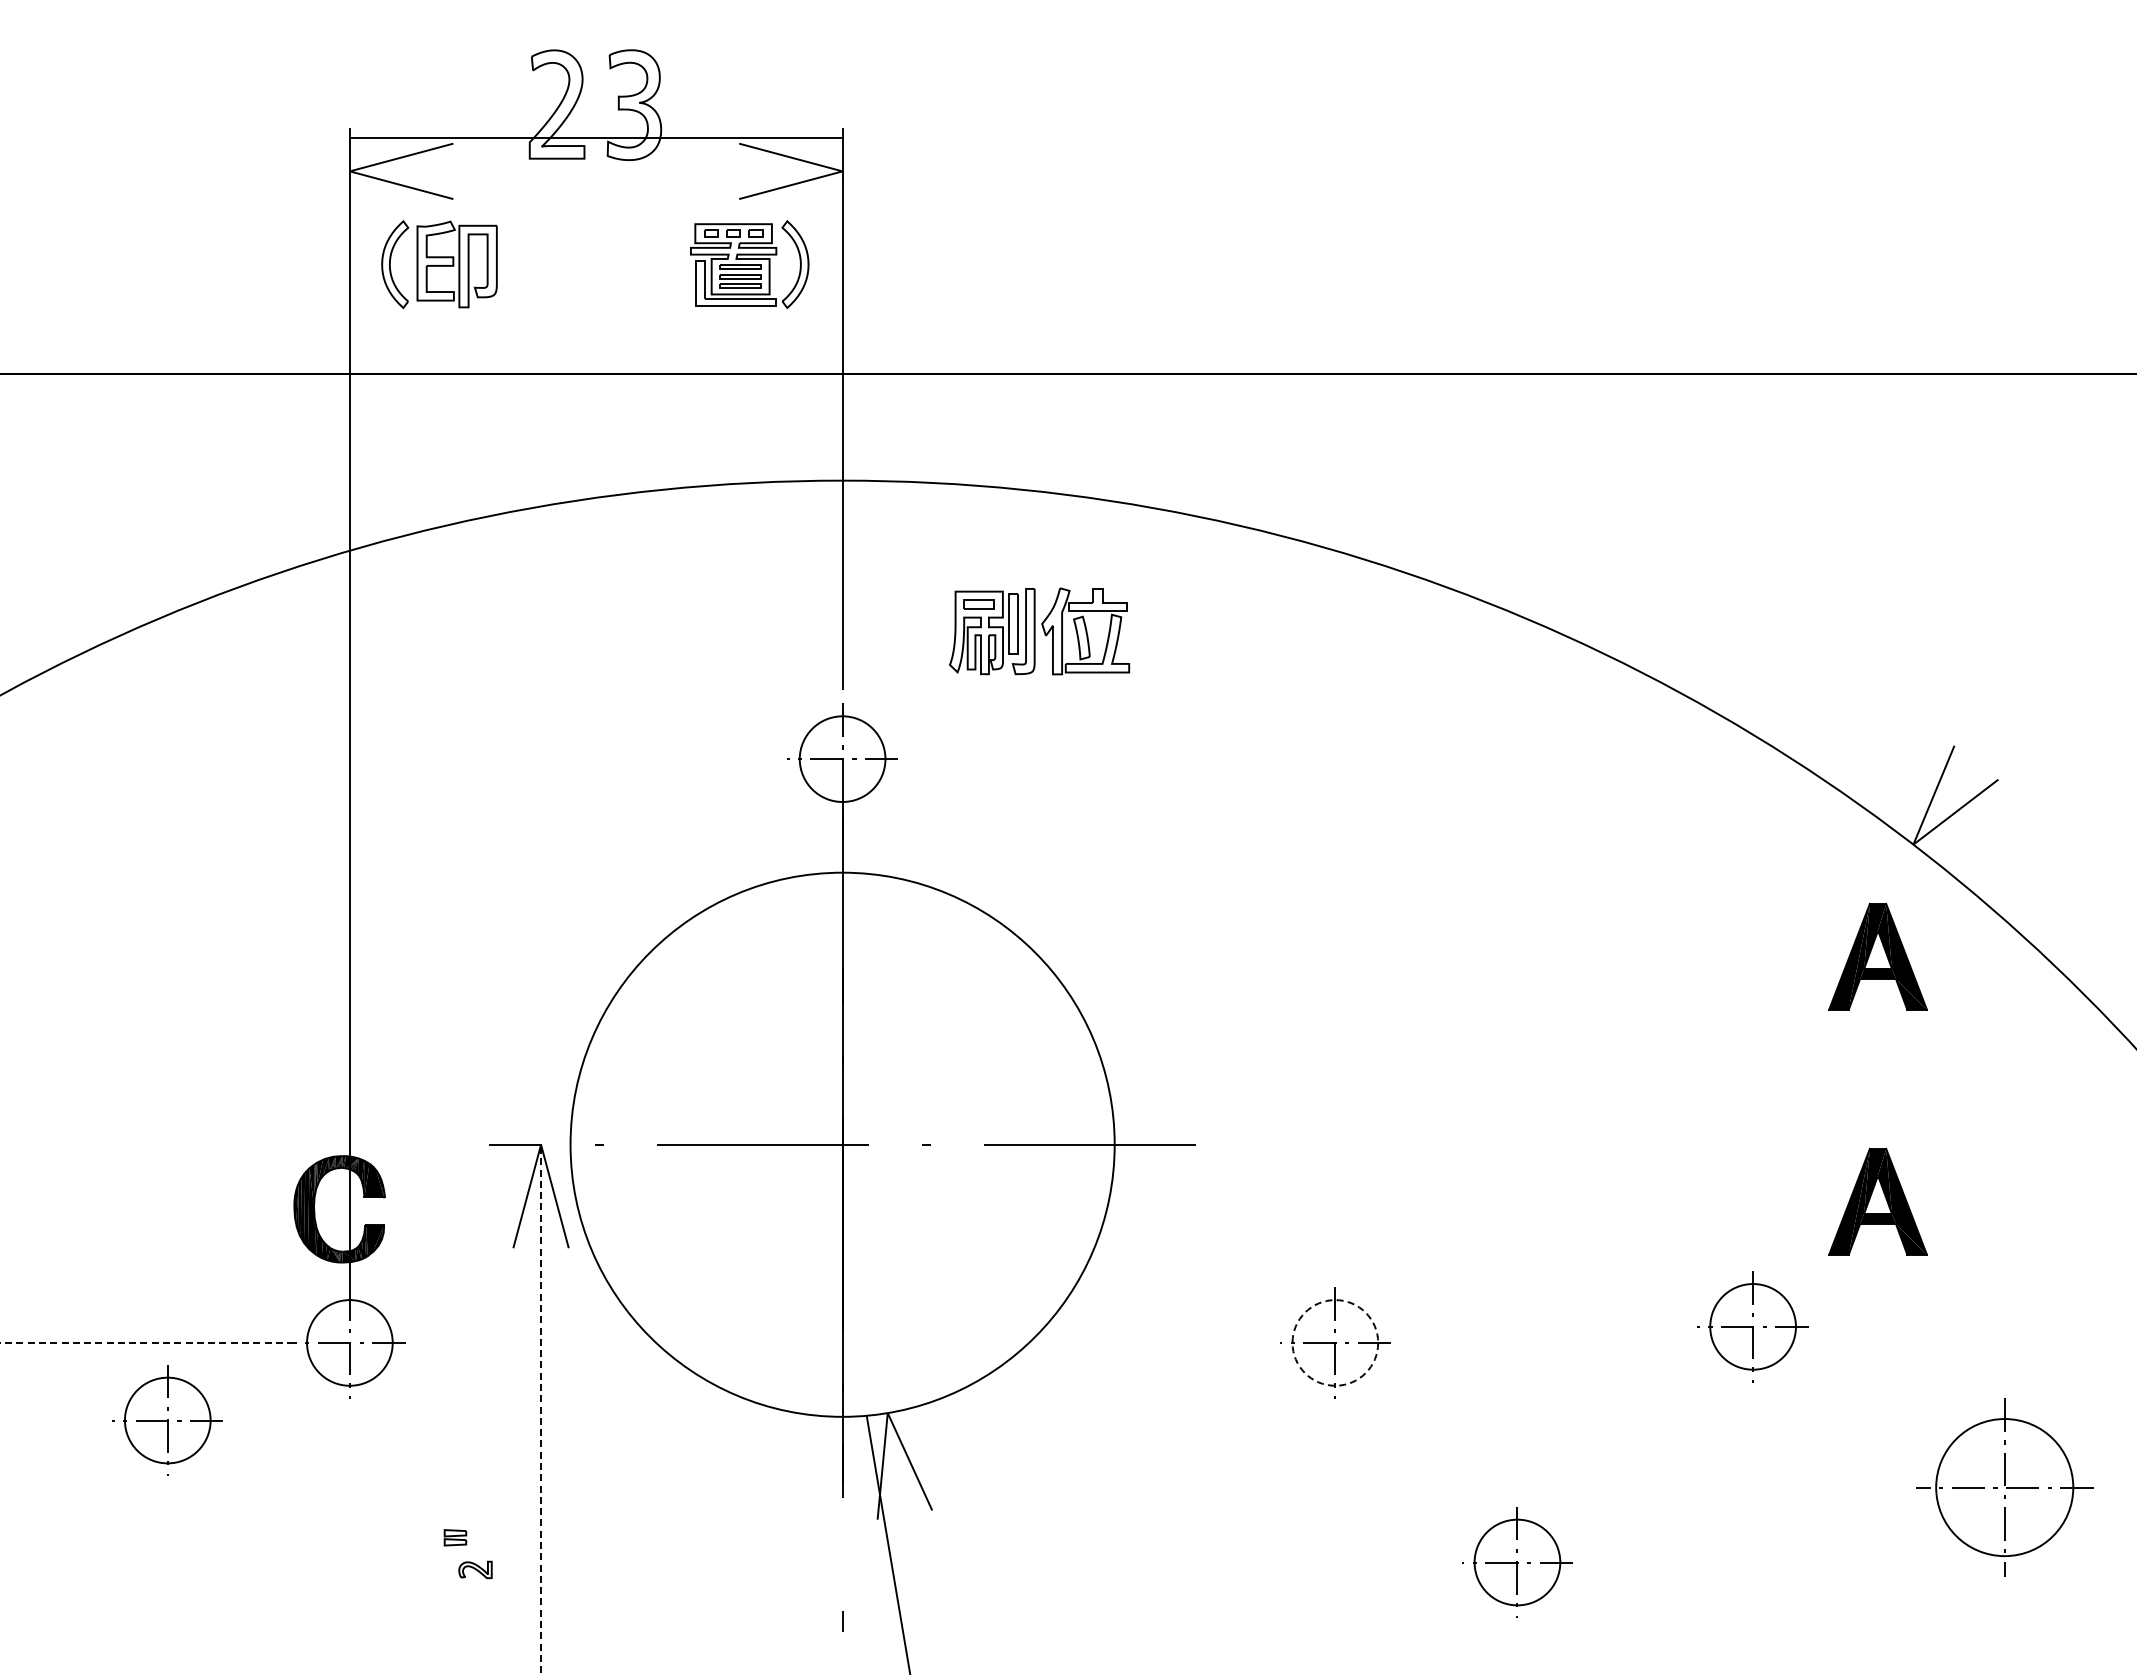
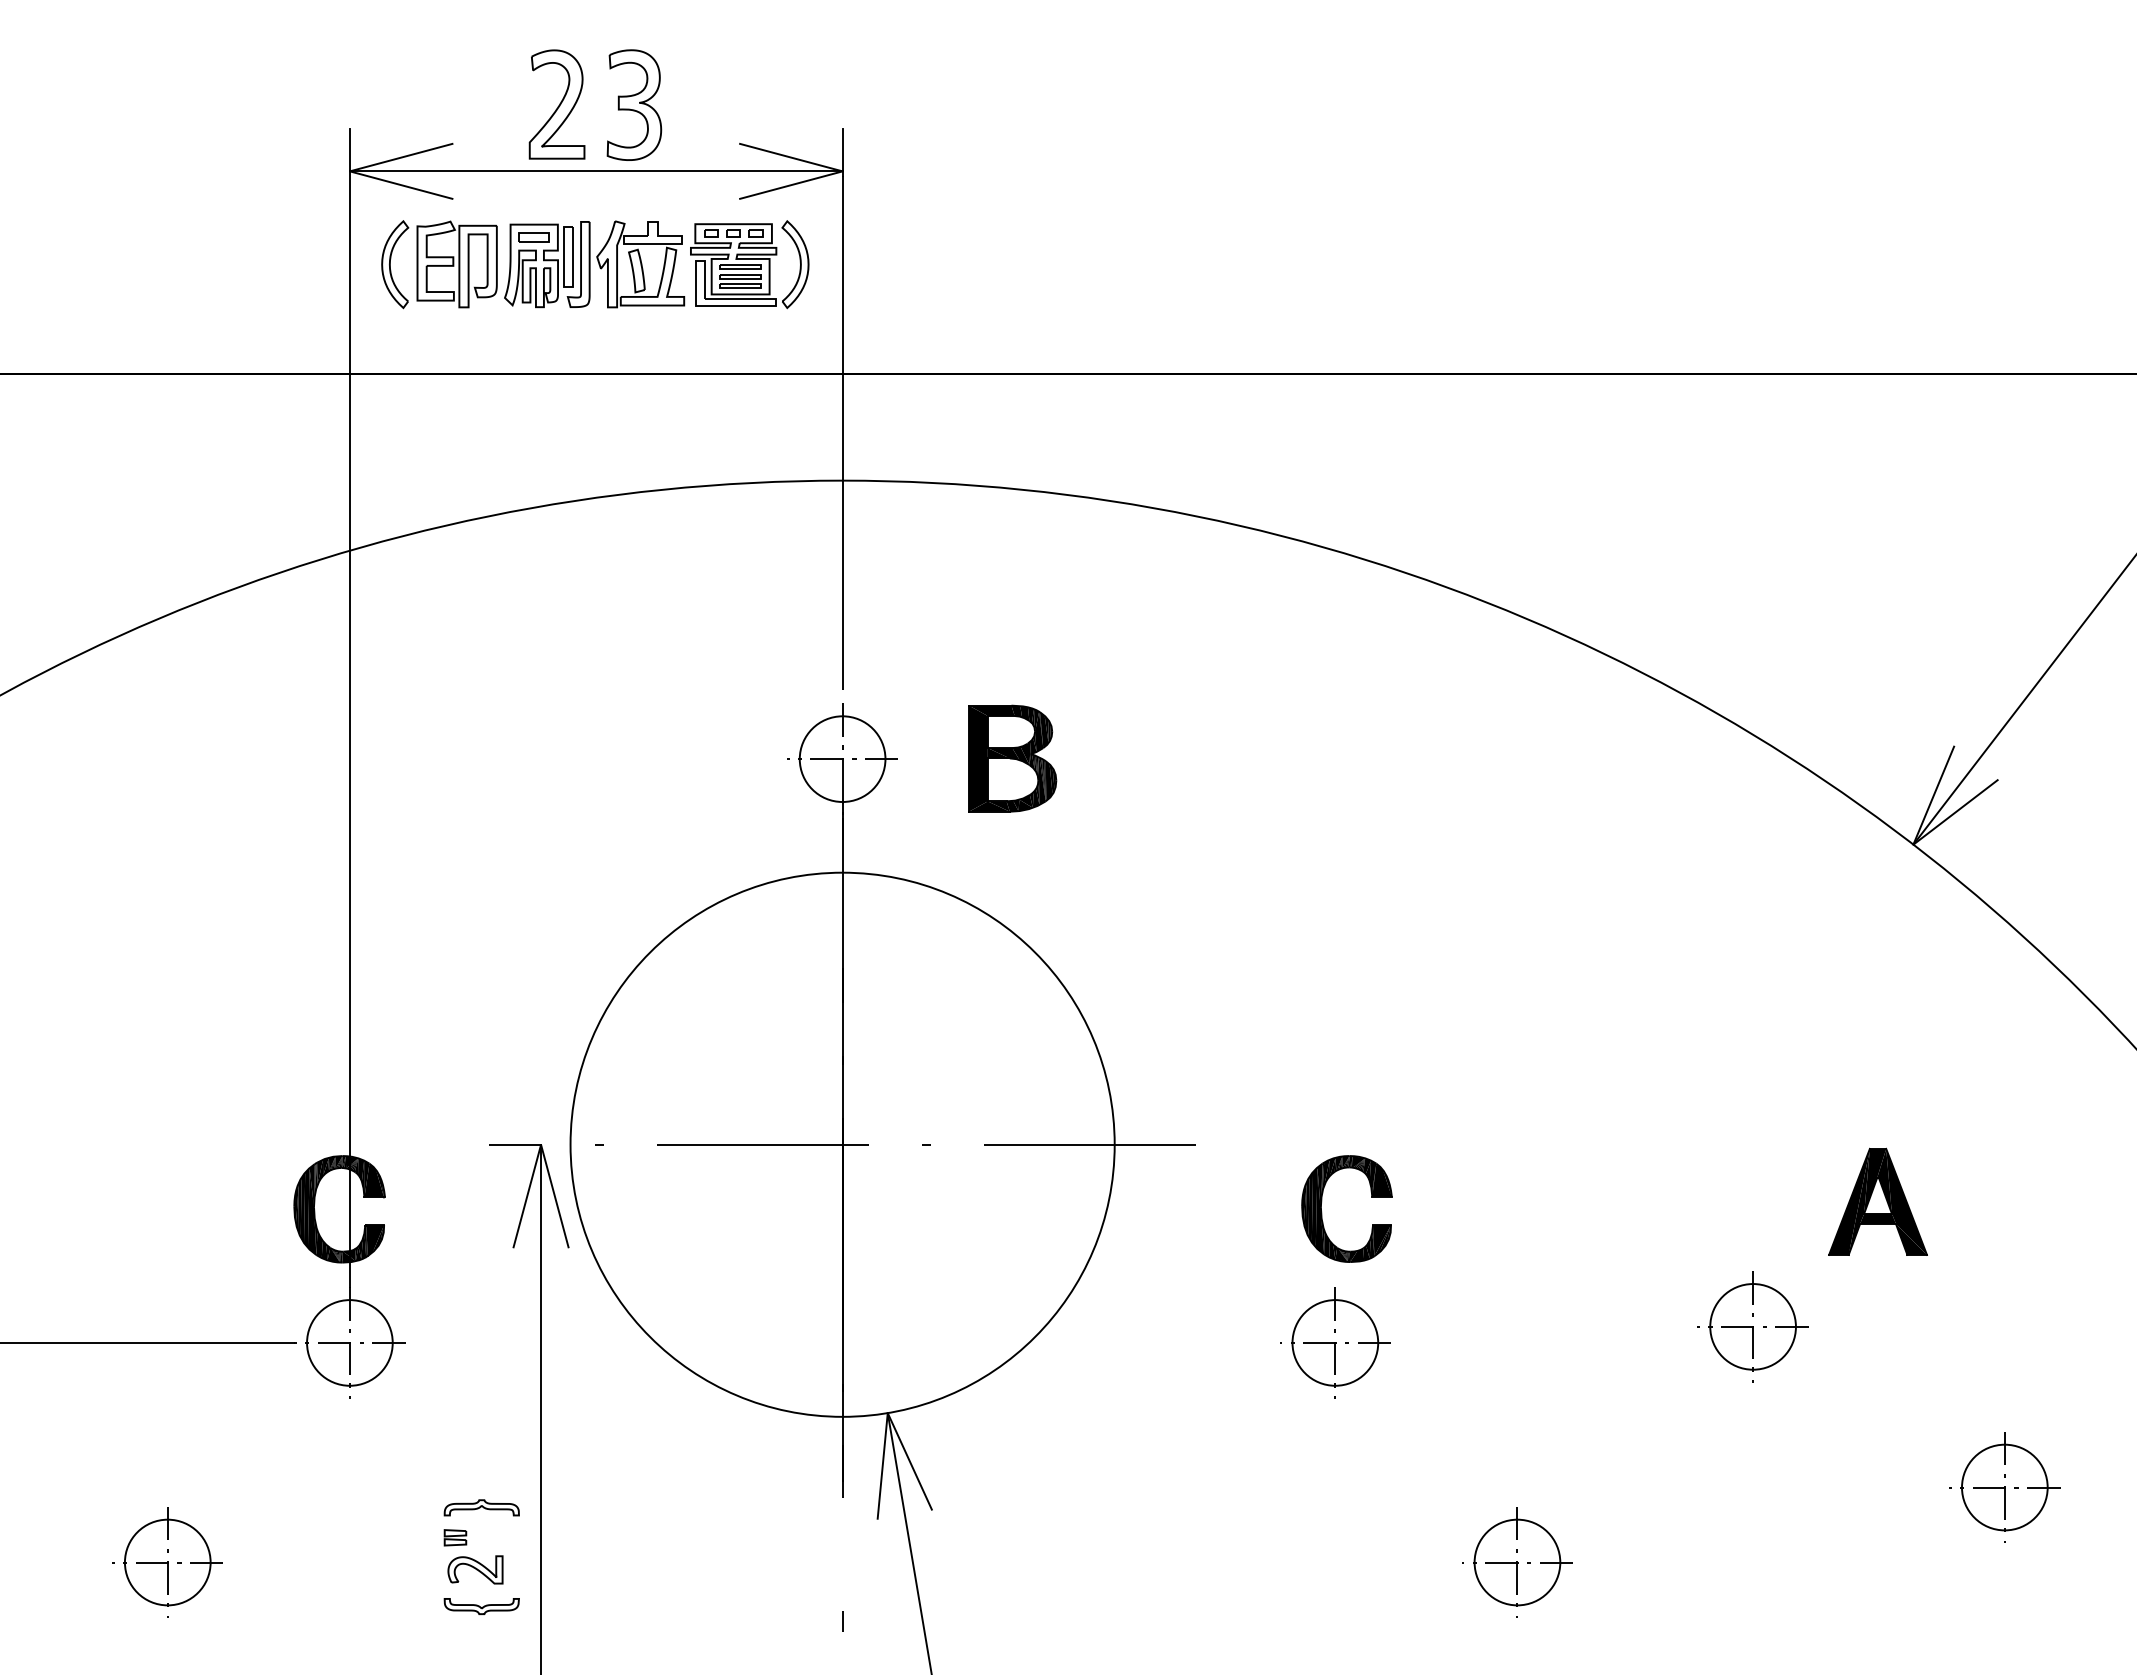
line position: (595, 138) -> (595, 171) (595, 171)
part position: (1039, 631) -> (594, 264) (594, 264)
line: none -> present (2023, 701)
part: none -> present (1012, 758)
part: present -> none (1877, 956)
part: none -> present (1322, 1212)
line: dashed -> solid (147, 1342)
circle: dashed -> solid (1335, 1342)
line: dashed -> solid (541, 1409)
part position: (167, 1420) -> (167, 1562) (167, 1562)
part size: 178x179 px -> 112x111 px (2004, 1487)
part: none -> present (481, 1507)
line position: (887, 1543) -> (909, 1542) (909, 1542)
part size: 35x20 px -> 57x30 px (475, 1569)
part: none -> present (481, 1606)
